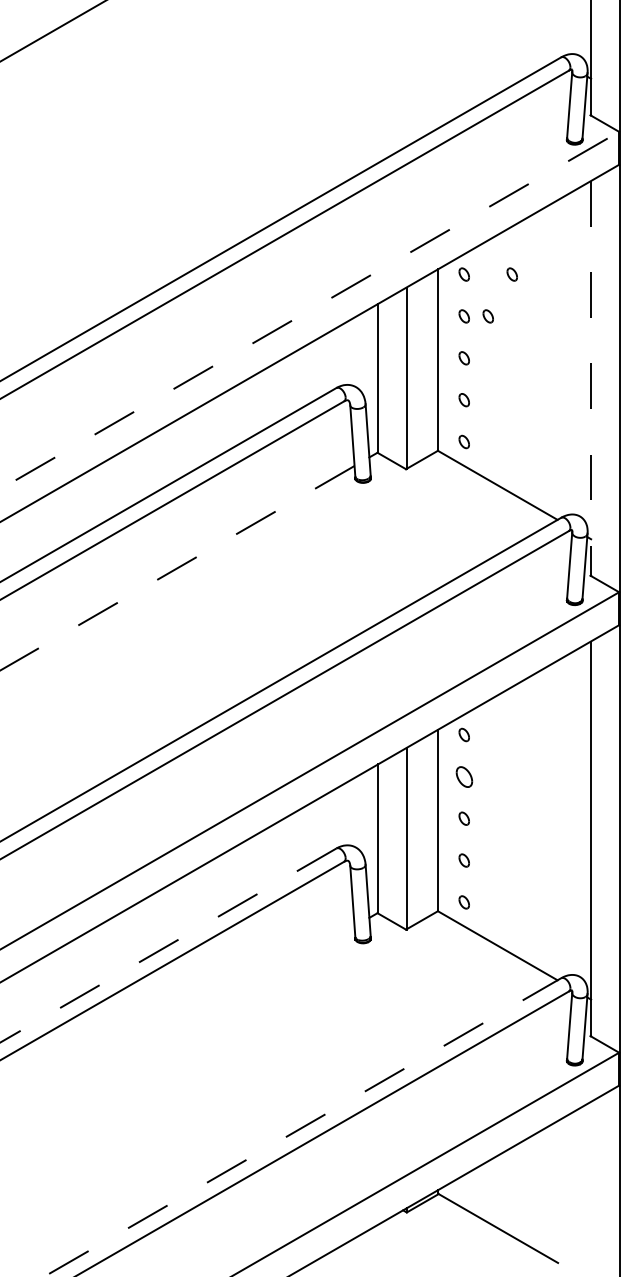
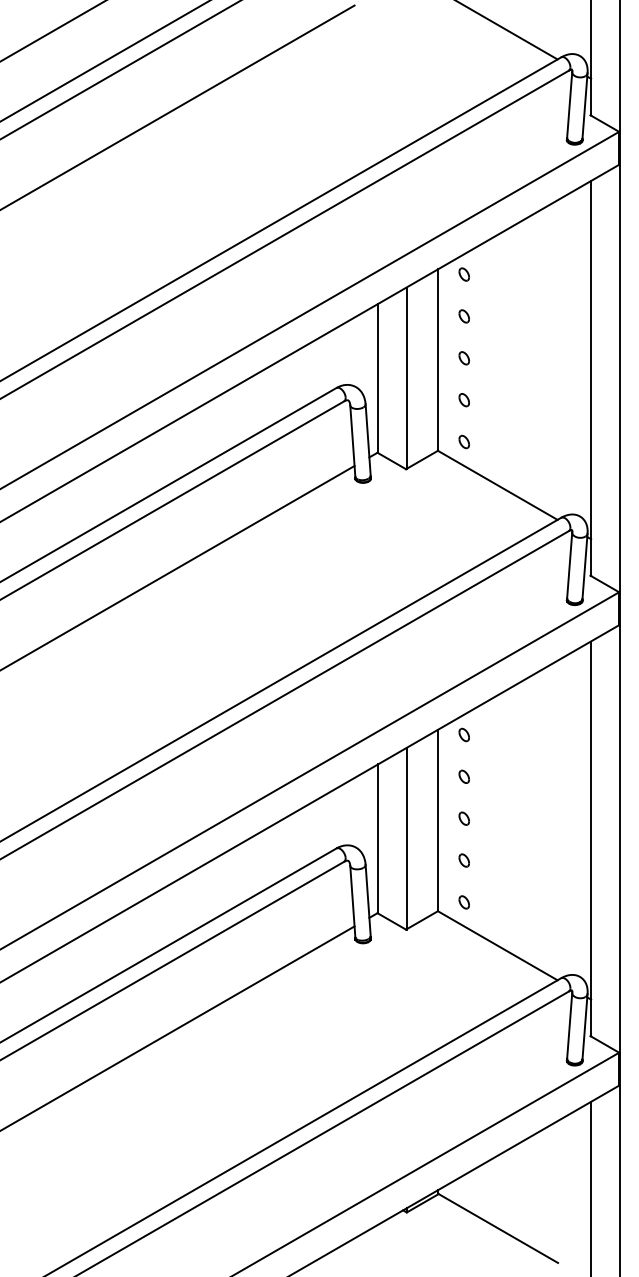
line: none -> present (507, 30)
line: none -> present (104, 61)
line: none -> present (120, 70)
line: none -> present (178, 106)
part: present -> none (511, 274)
line: dashed -> solid (310, 310)
part: present -> none (487, 316)
line: dashed -> solid (591, 378)
line: dashed -> solid (177, 568)
part size: 19x22 px -> 12x15 px (463, 776)
line: dashed -> solid (168, 945)
line: none -> present (178, 1027)
line: dashed -> solid (303, 1127)
line: none -> present (591, 1187)
